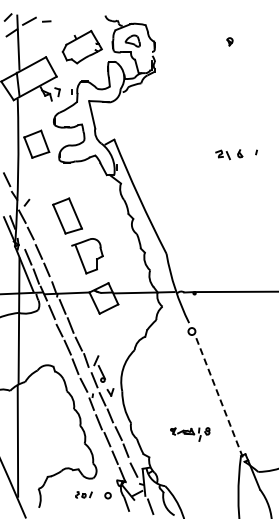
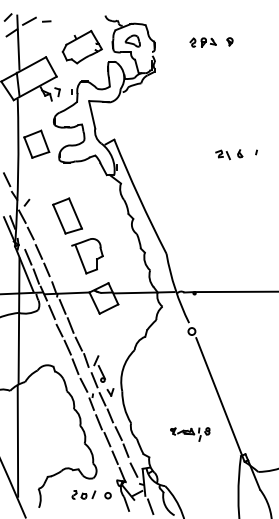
part: none -> present (202, 42)
line: dashed -> solid (220, 400)
part size: 18x8 px -> 26x10 px (83, 494)
